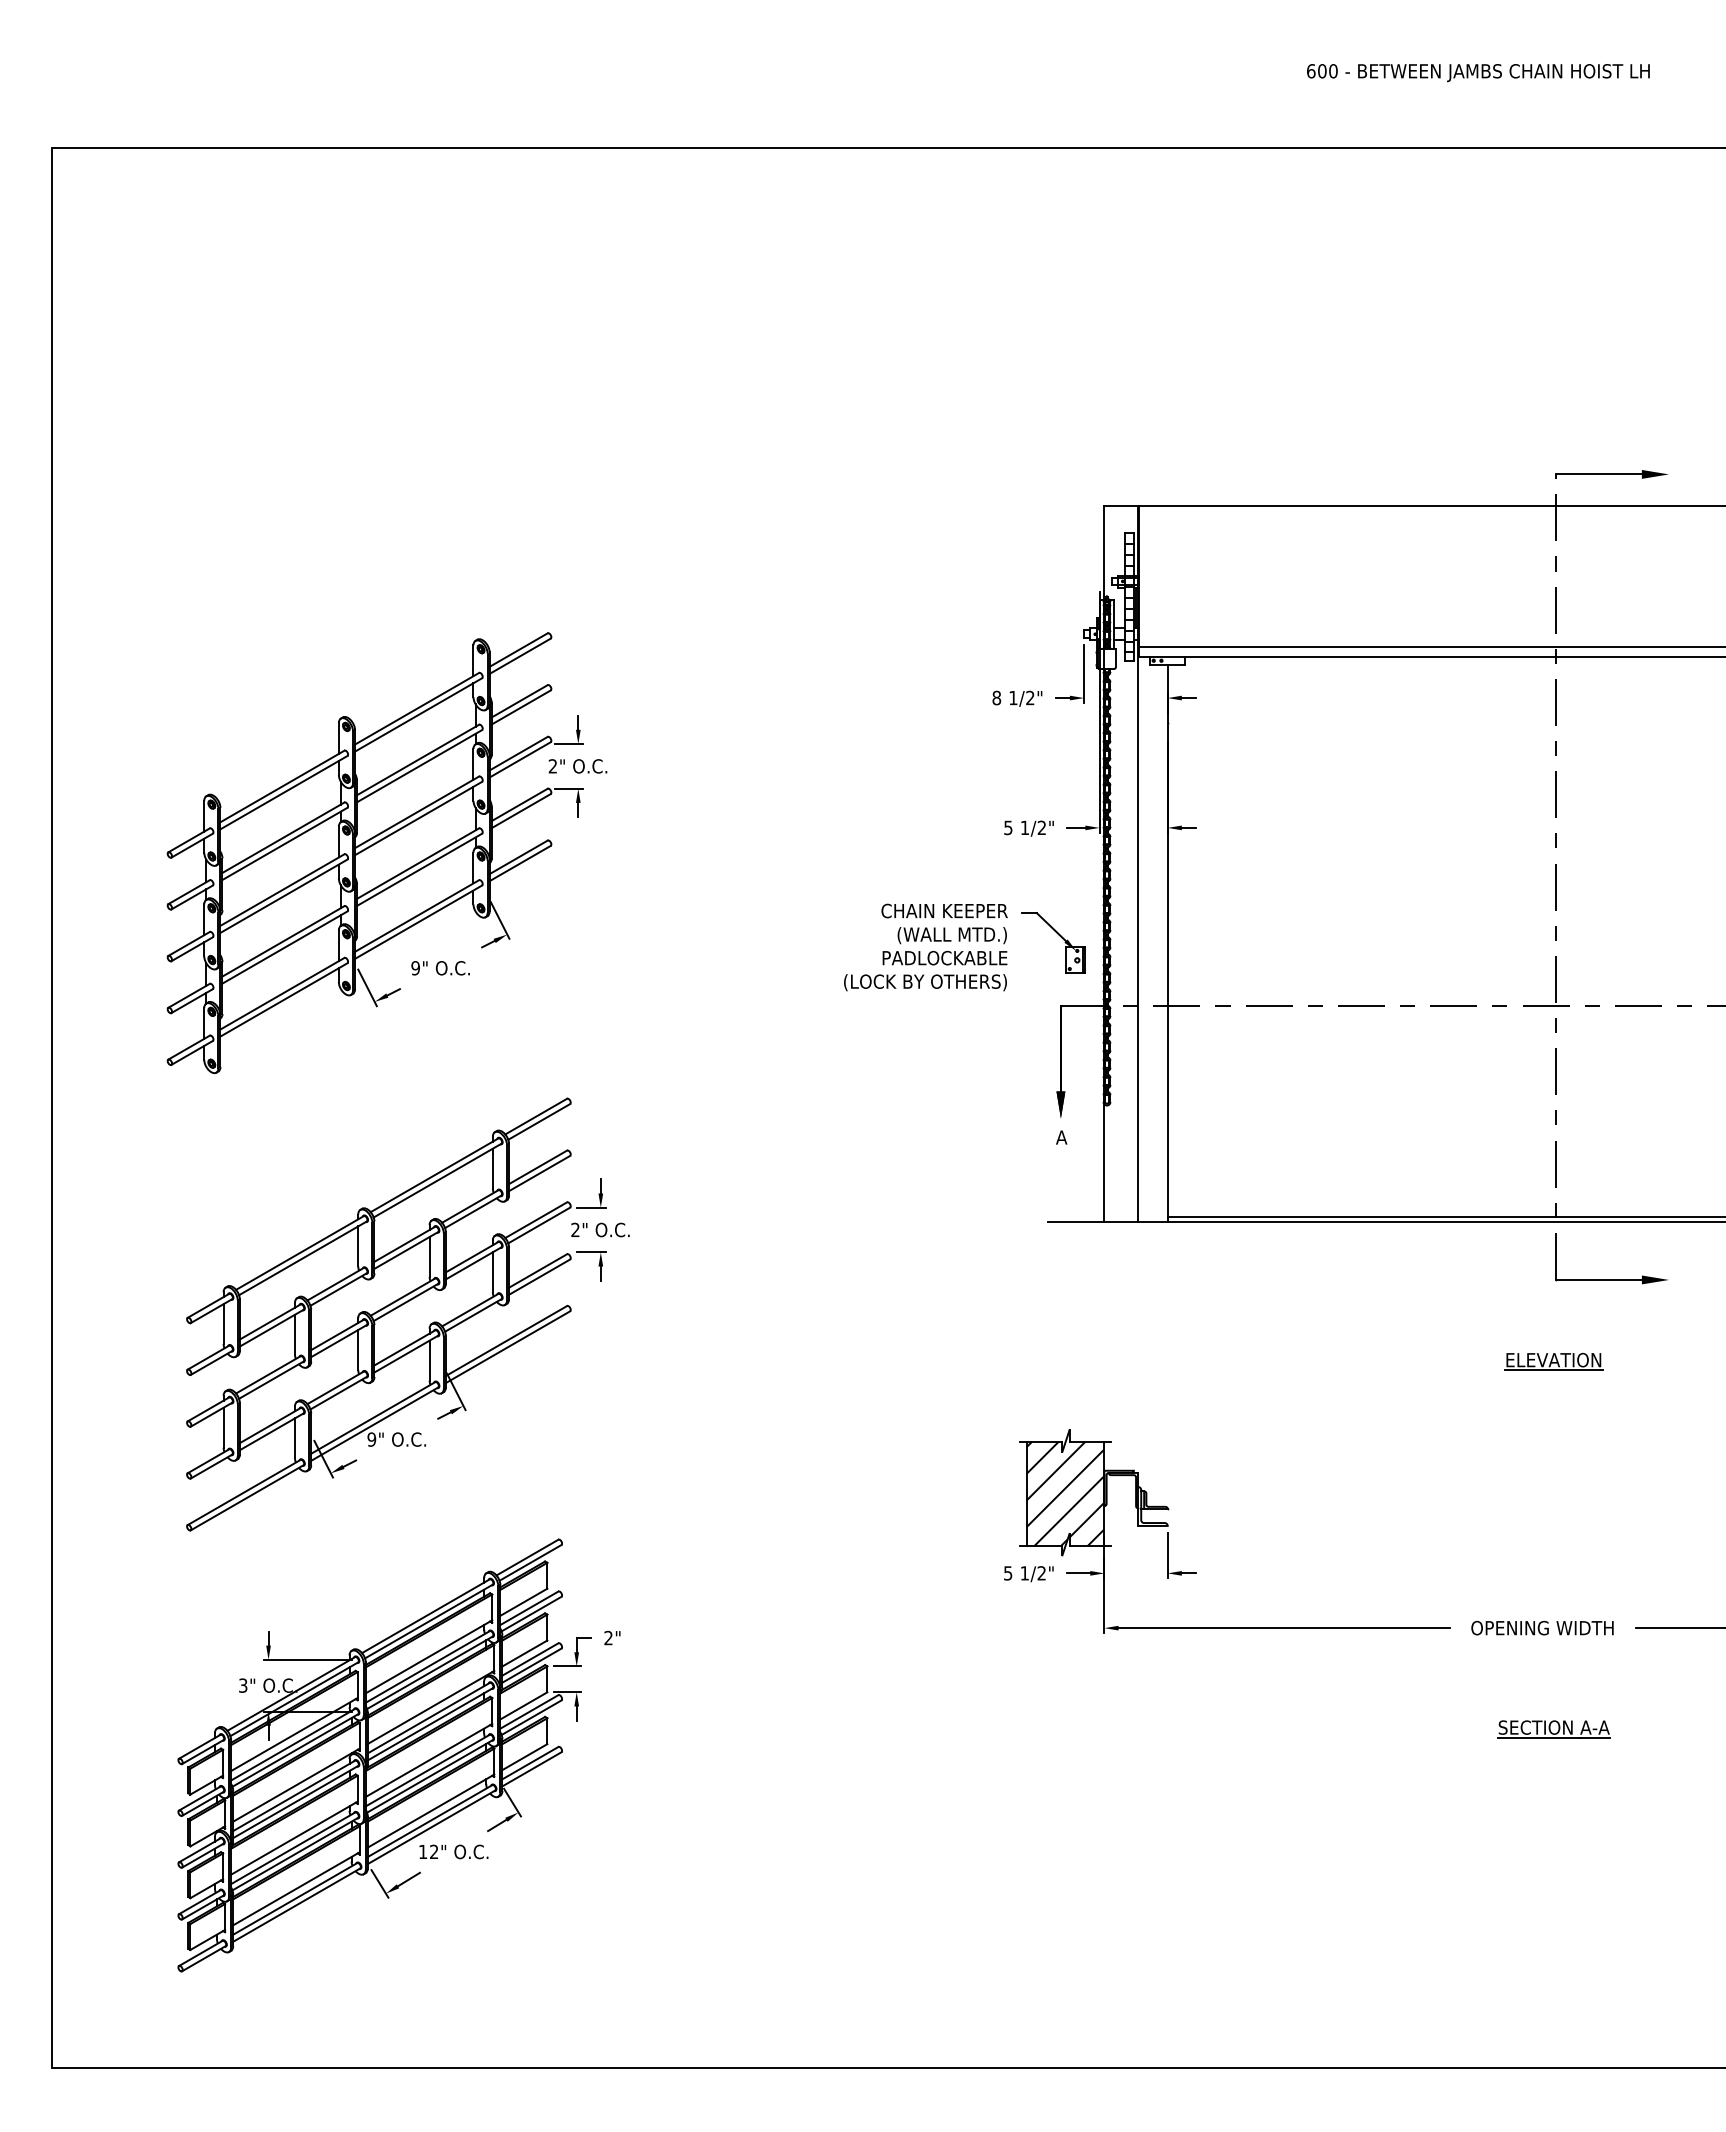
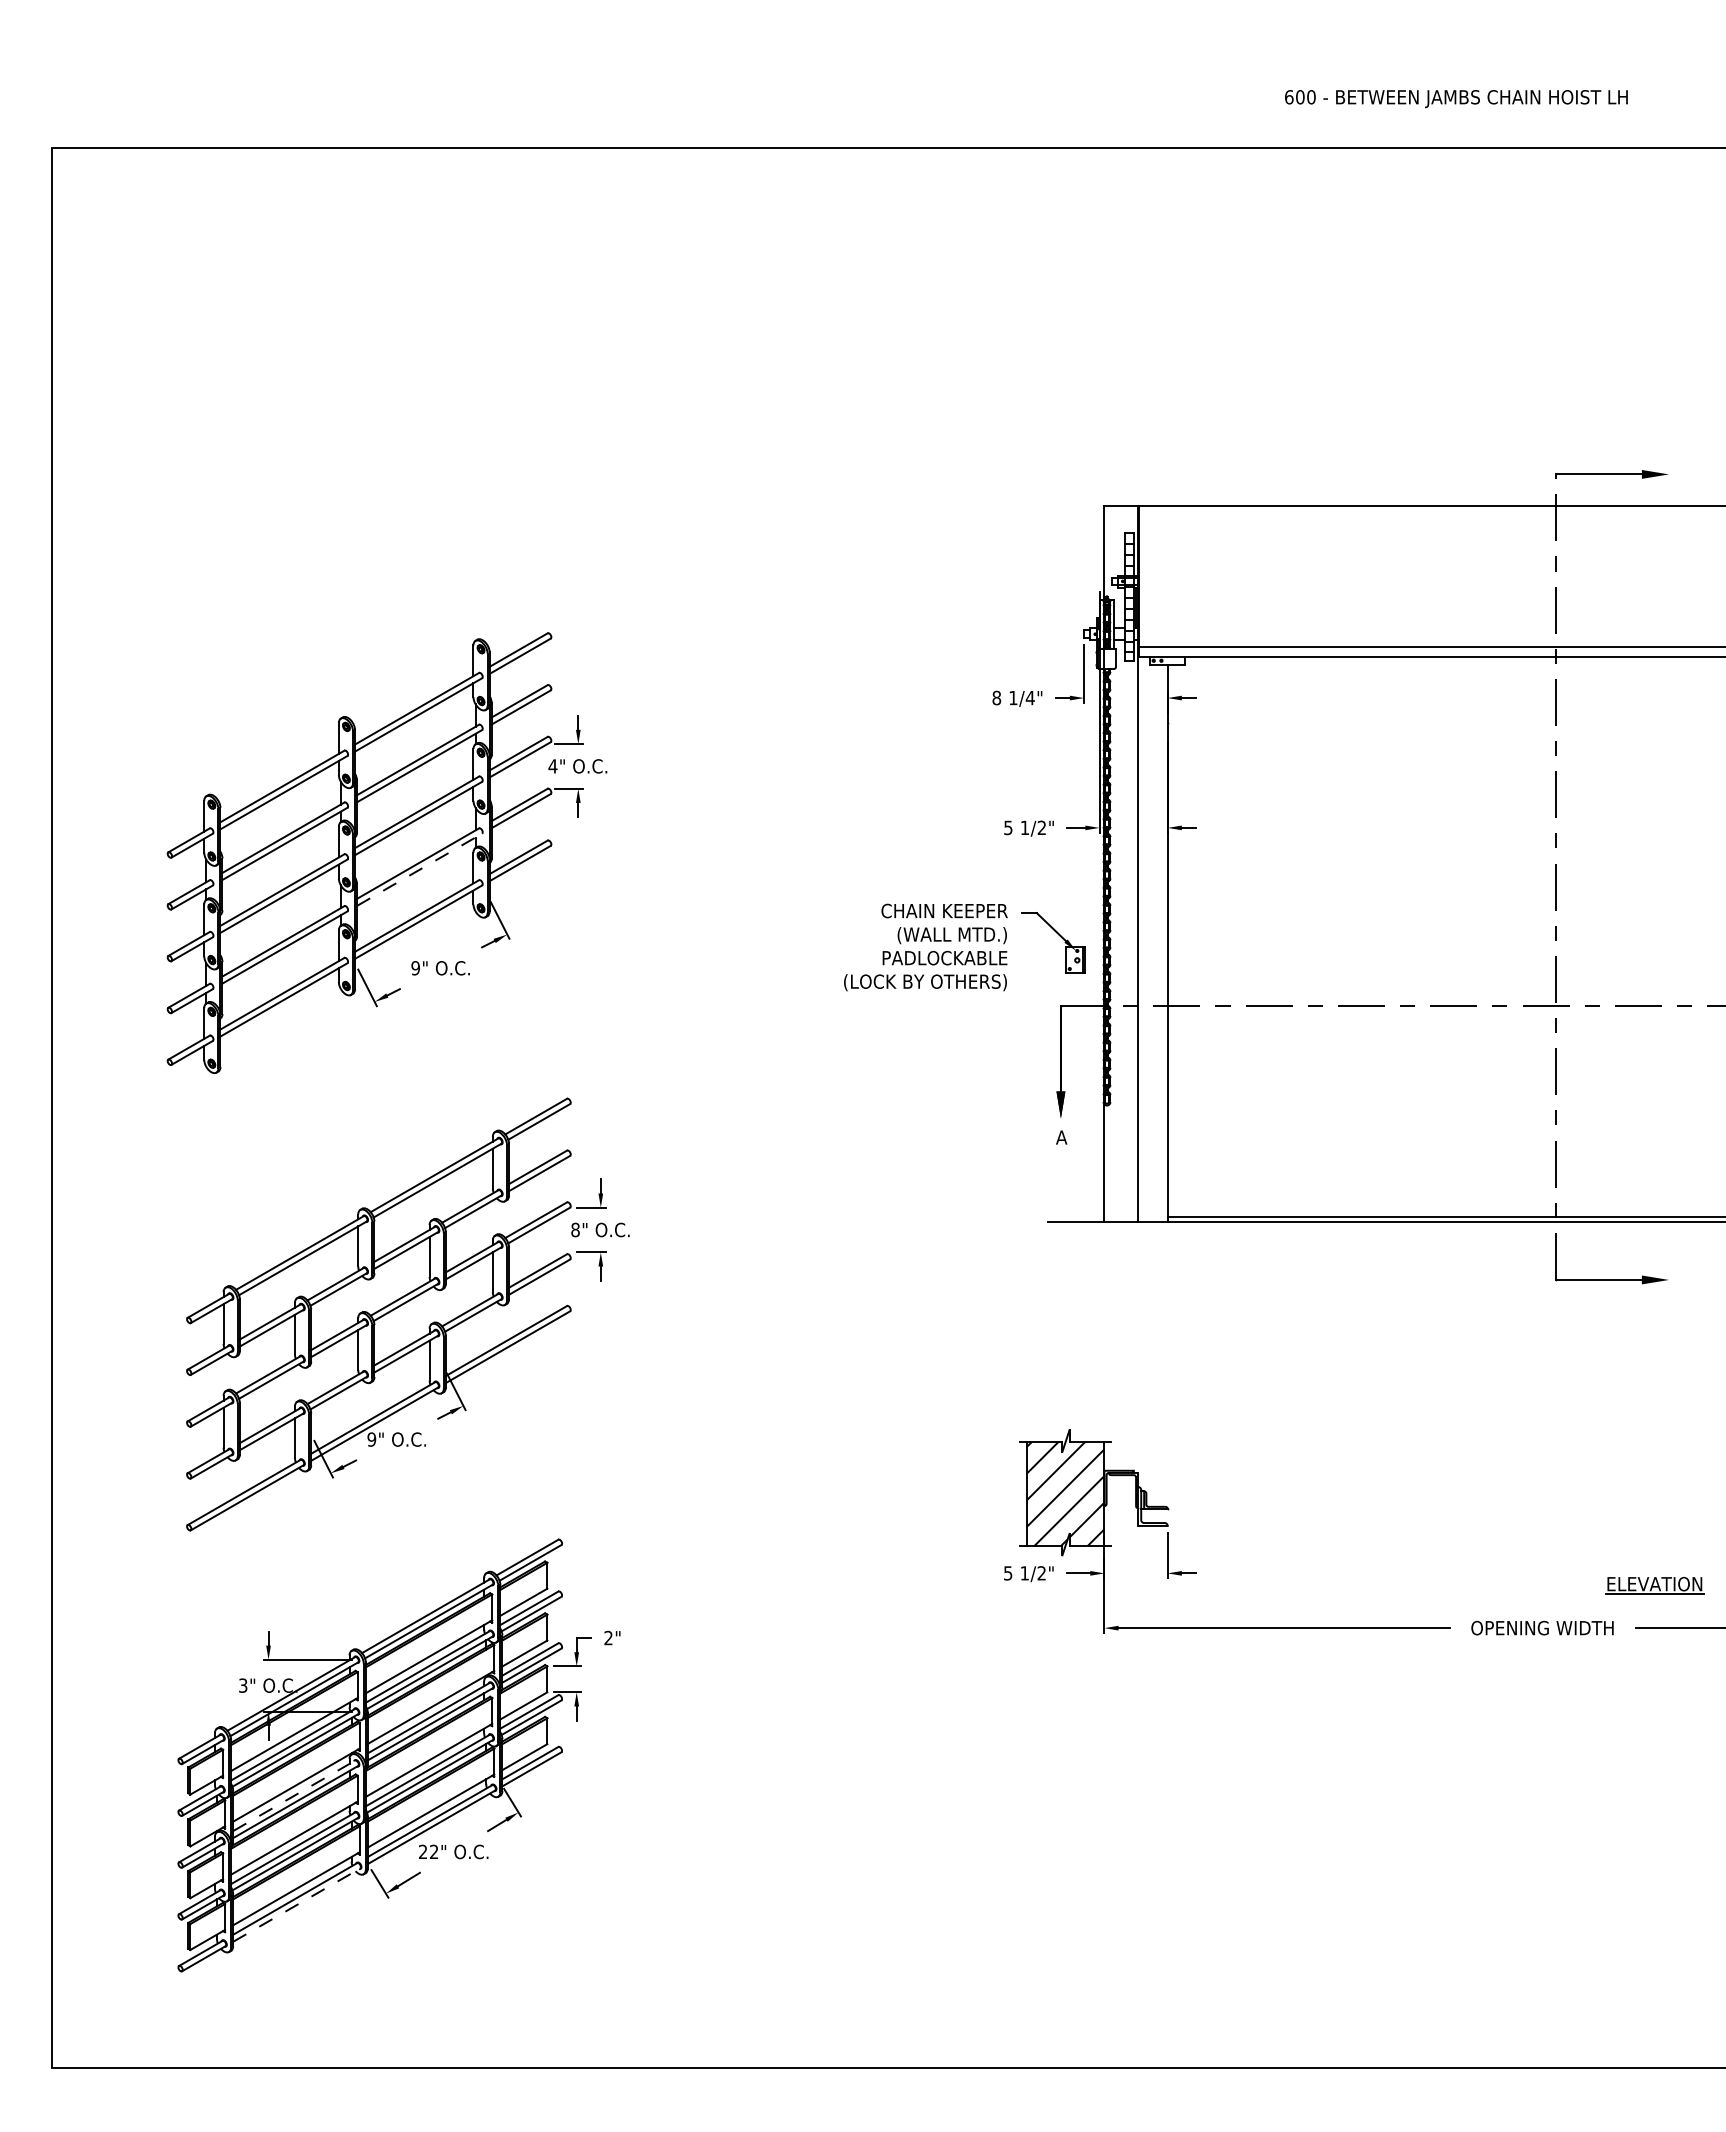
text position: (1478, 73) -> (1456, 99) (1456, 99)
text: 1/2" -> 1/4" (1029, 697)
text: 2" -> 4" (552, 766)
line: solid -> dashed (420, 869)
text: 2" -> 8" (575, 1229)
part position: (1553, 1361) -> (1654, 1585) (1654, 1585)
part: present -> none (1553, 1729)
line: solid -> dashed (294, 1795)
text: 12" -> 22" (423, 1851)
line: solid -> dashed (297, 1904)
